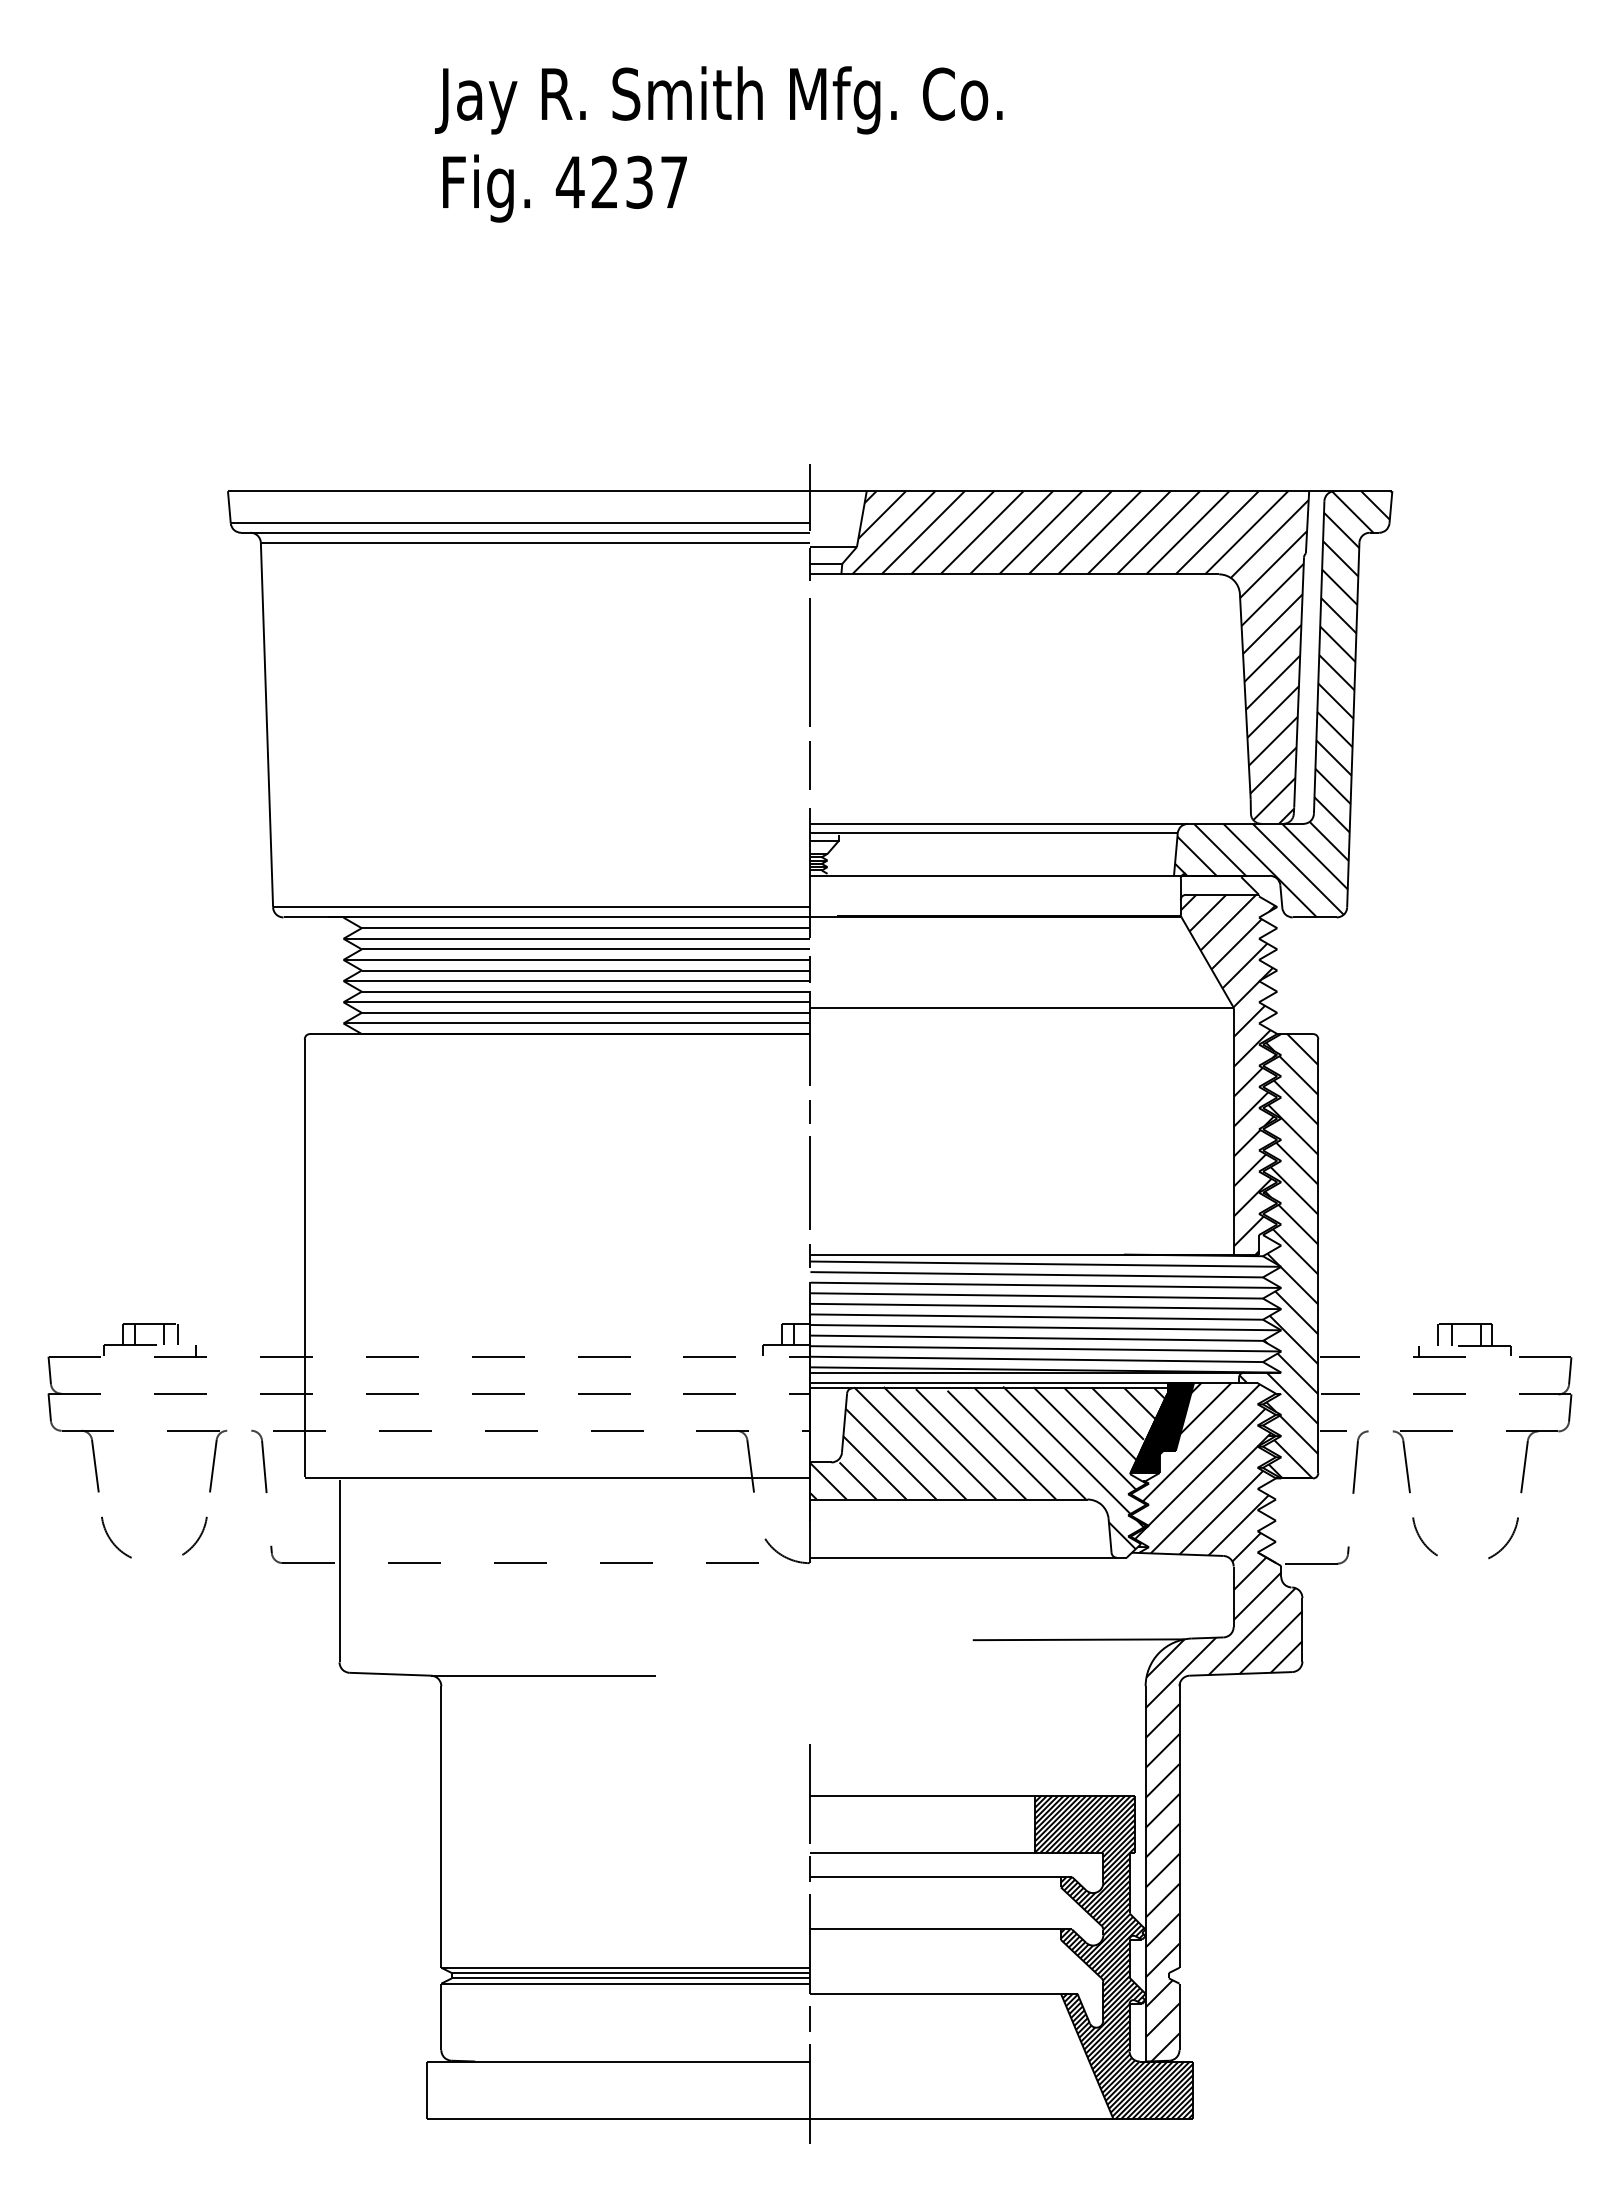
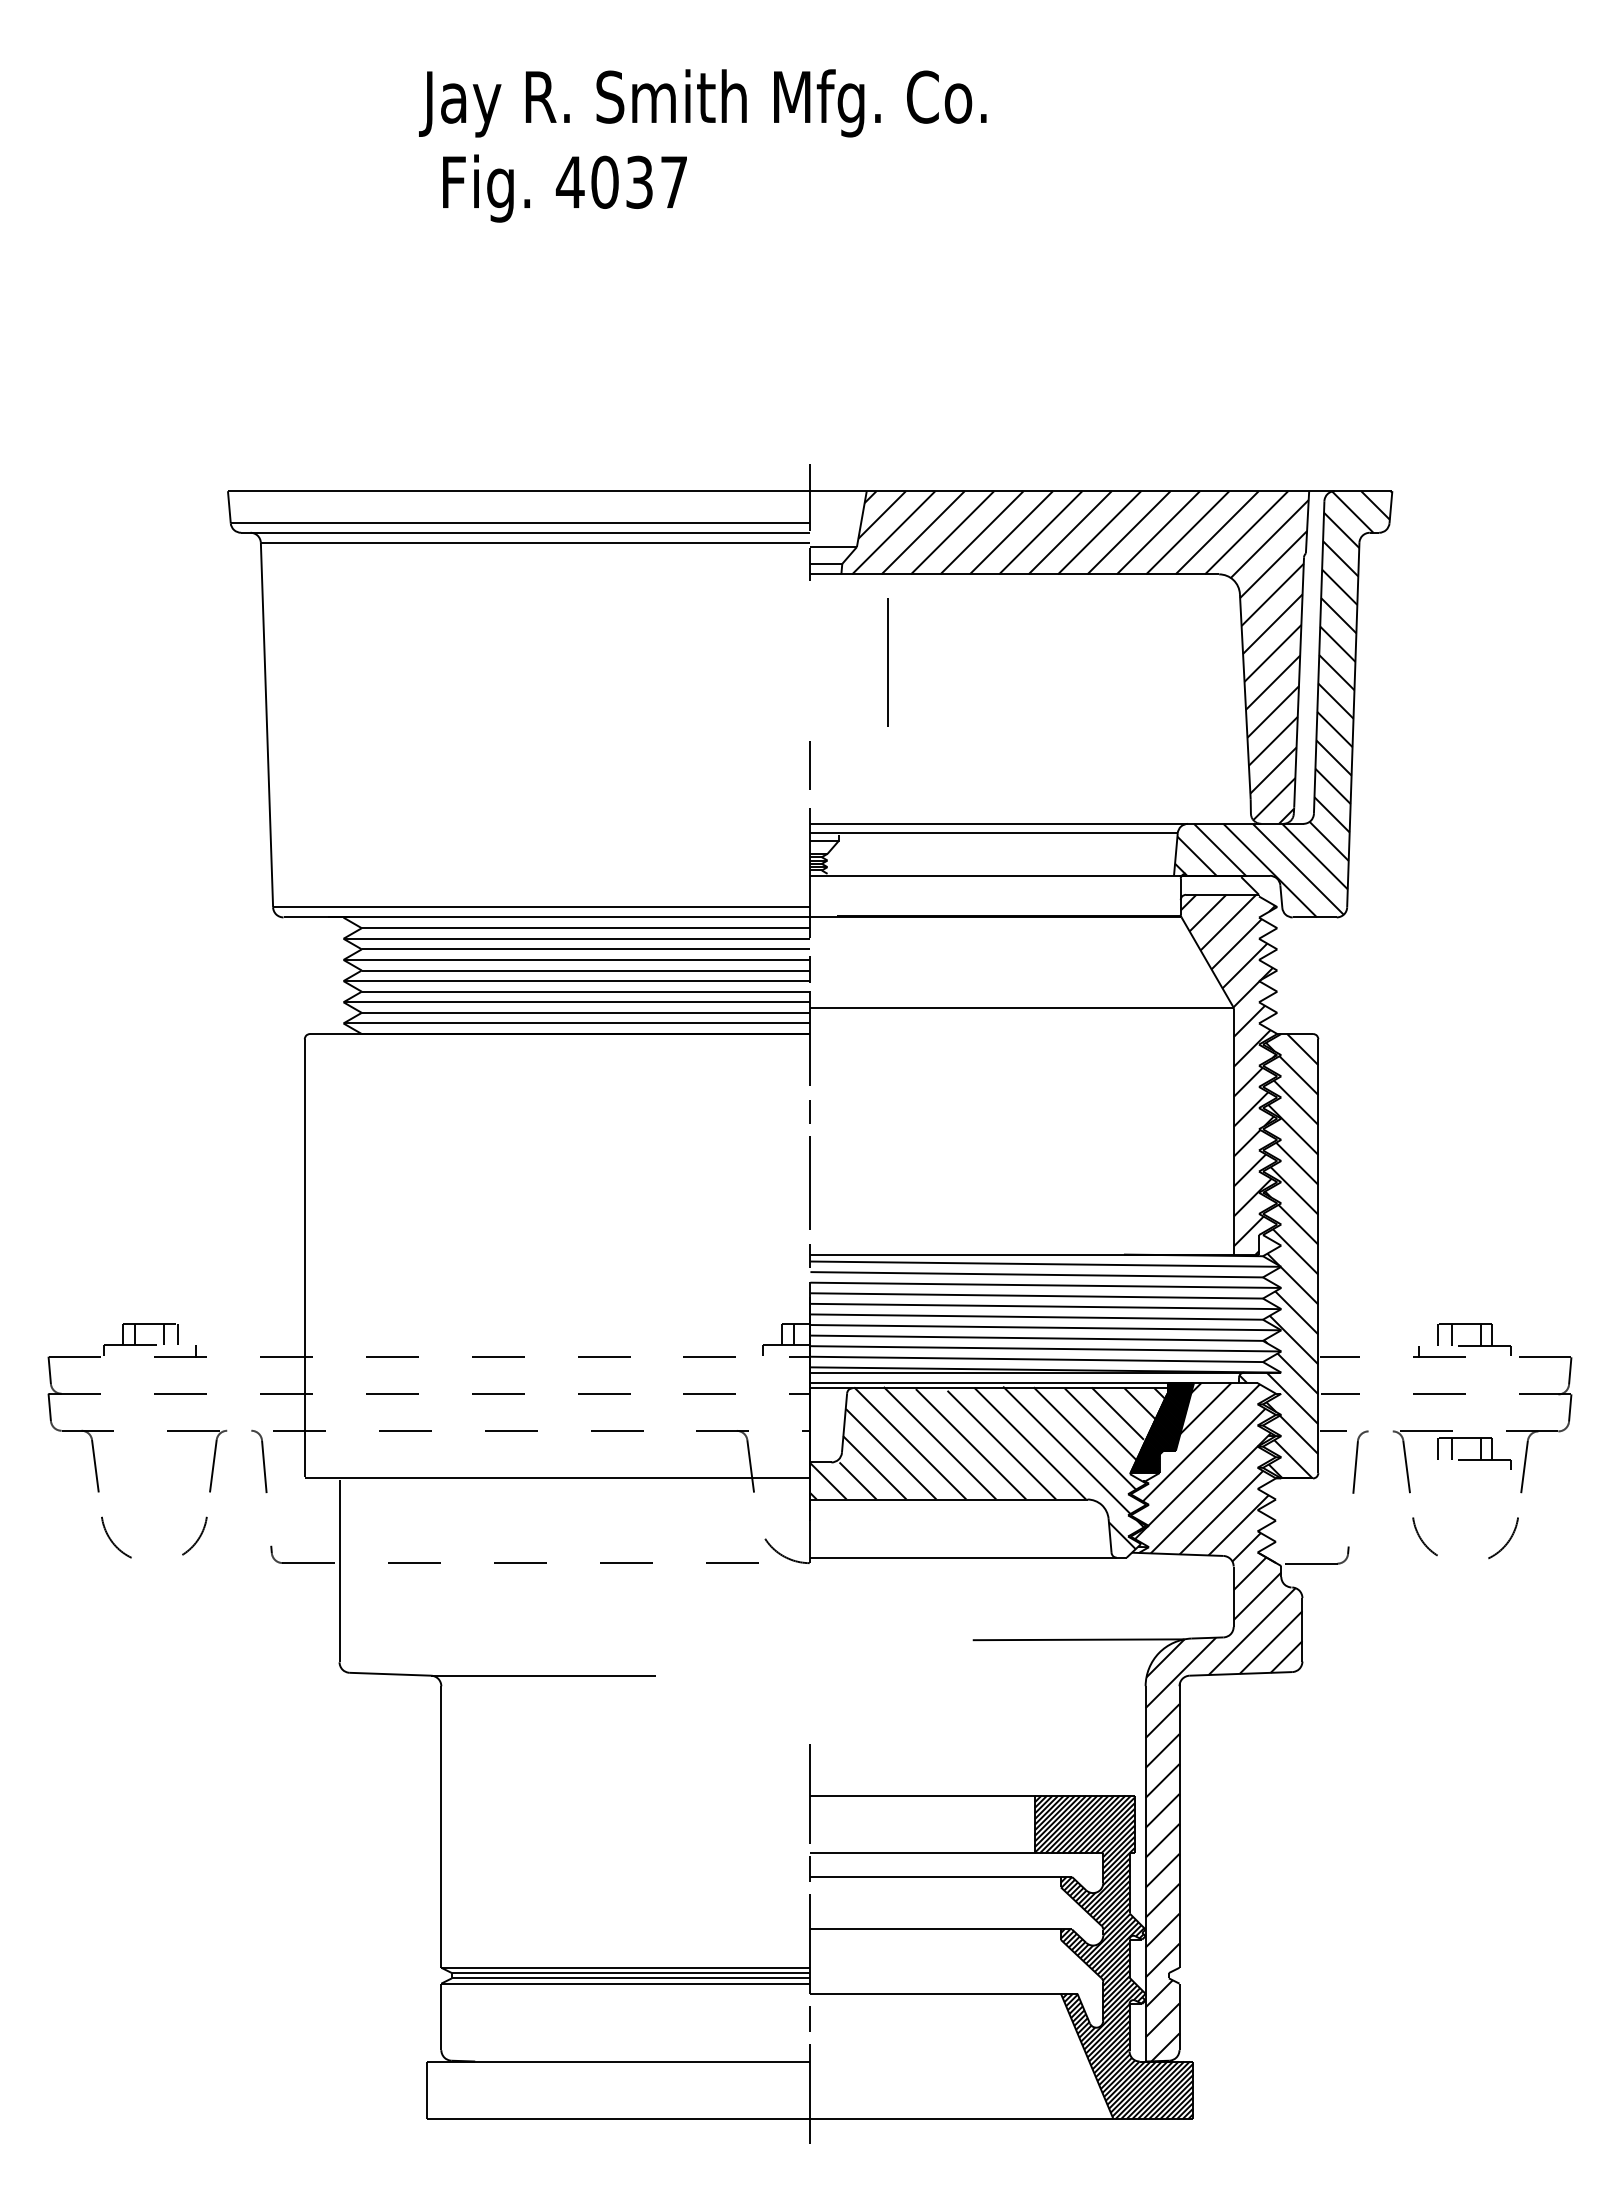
text position: (718, 100) -> (702, 103) (702, 103)
text: 4237 -> 4037 (604, 181)
line position: (809, 662) -> (887, 662) (887, 662)
part: none -> present (1474, 1453)
